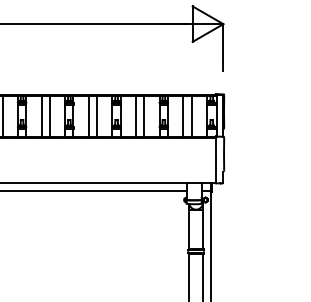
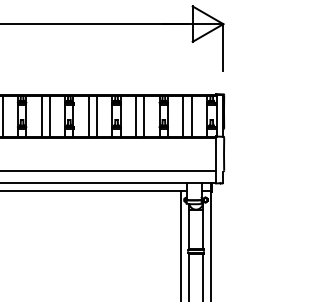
line: none -> present (109, 170)
line: none -> present (181, 244)
